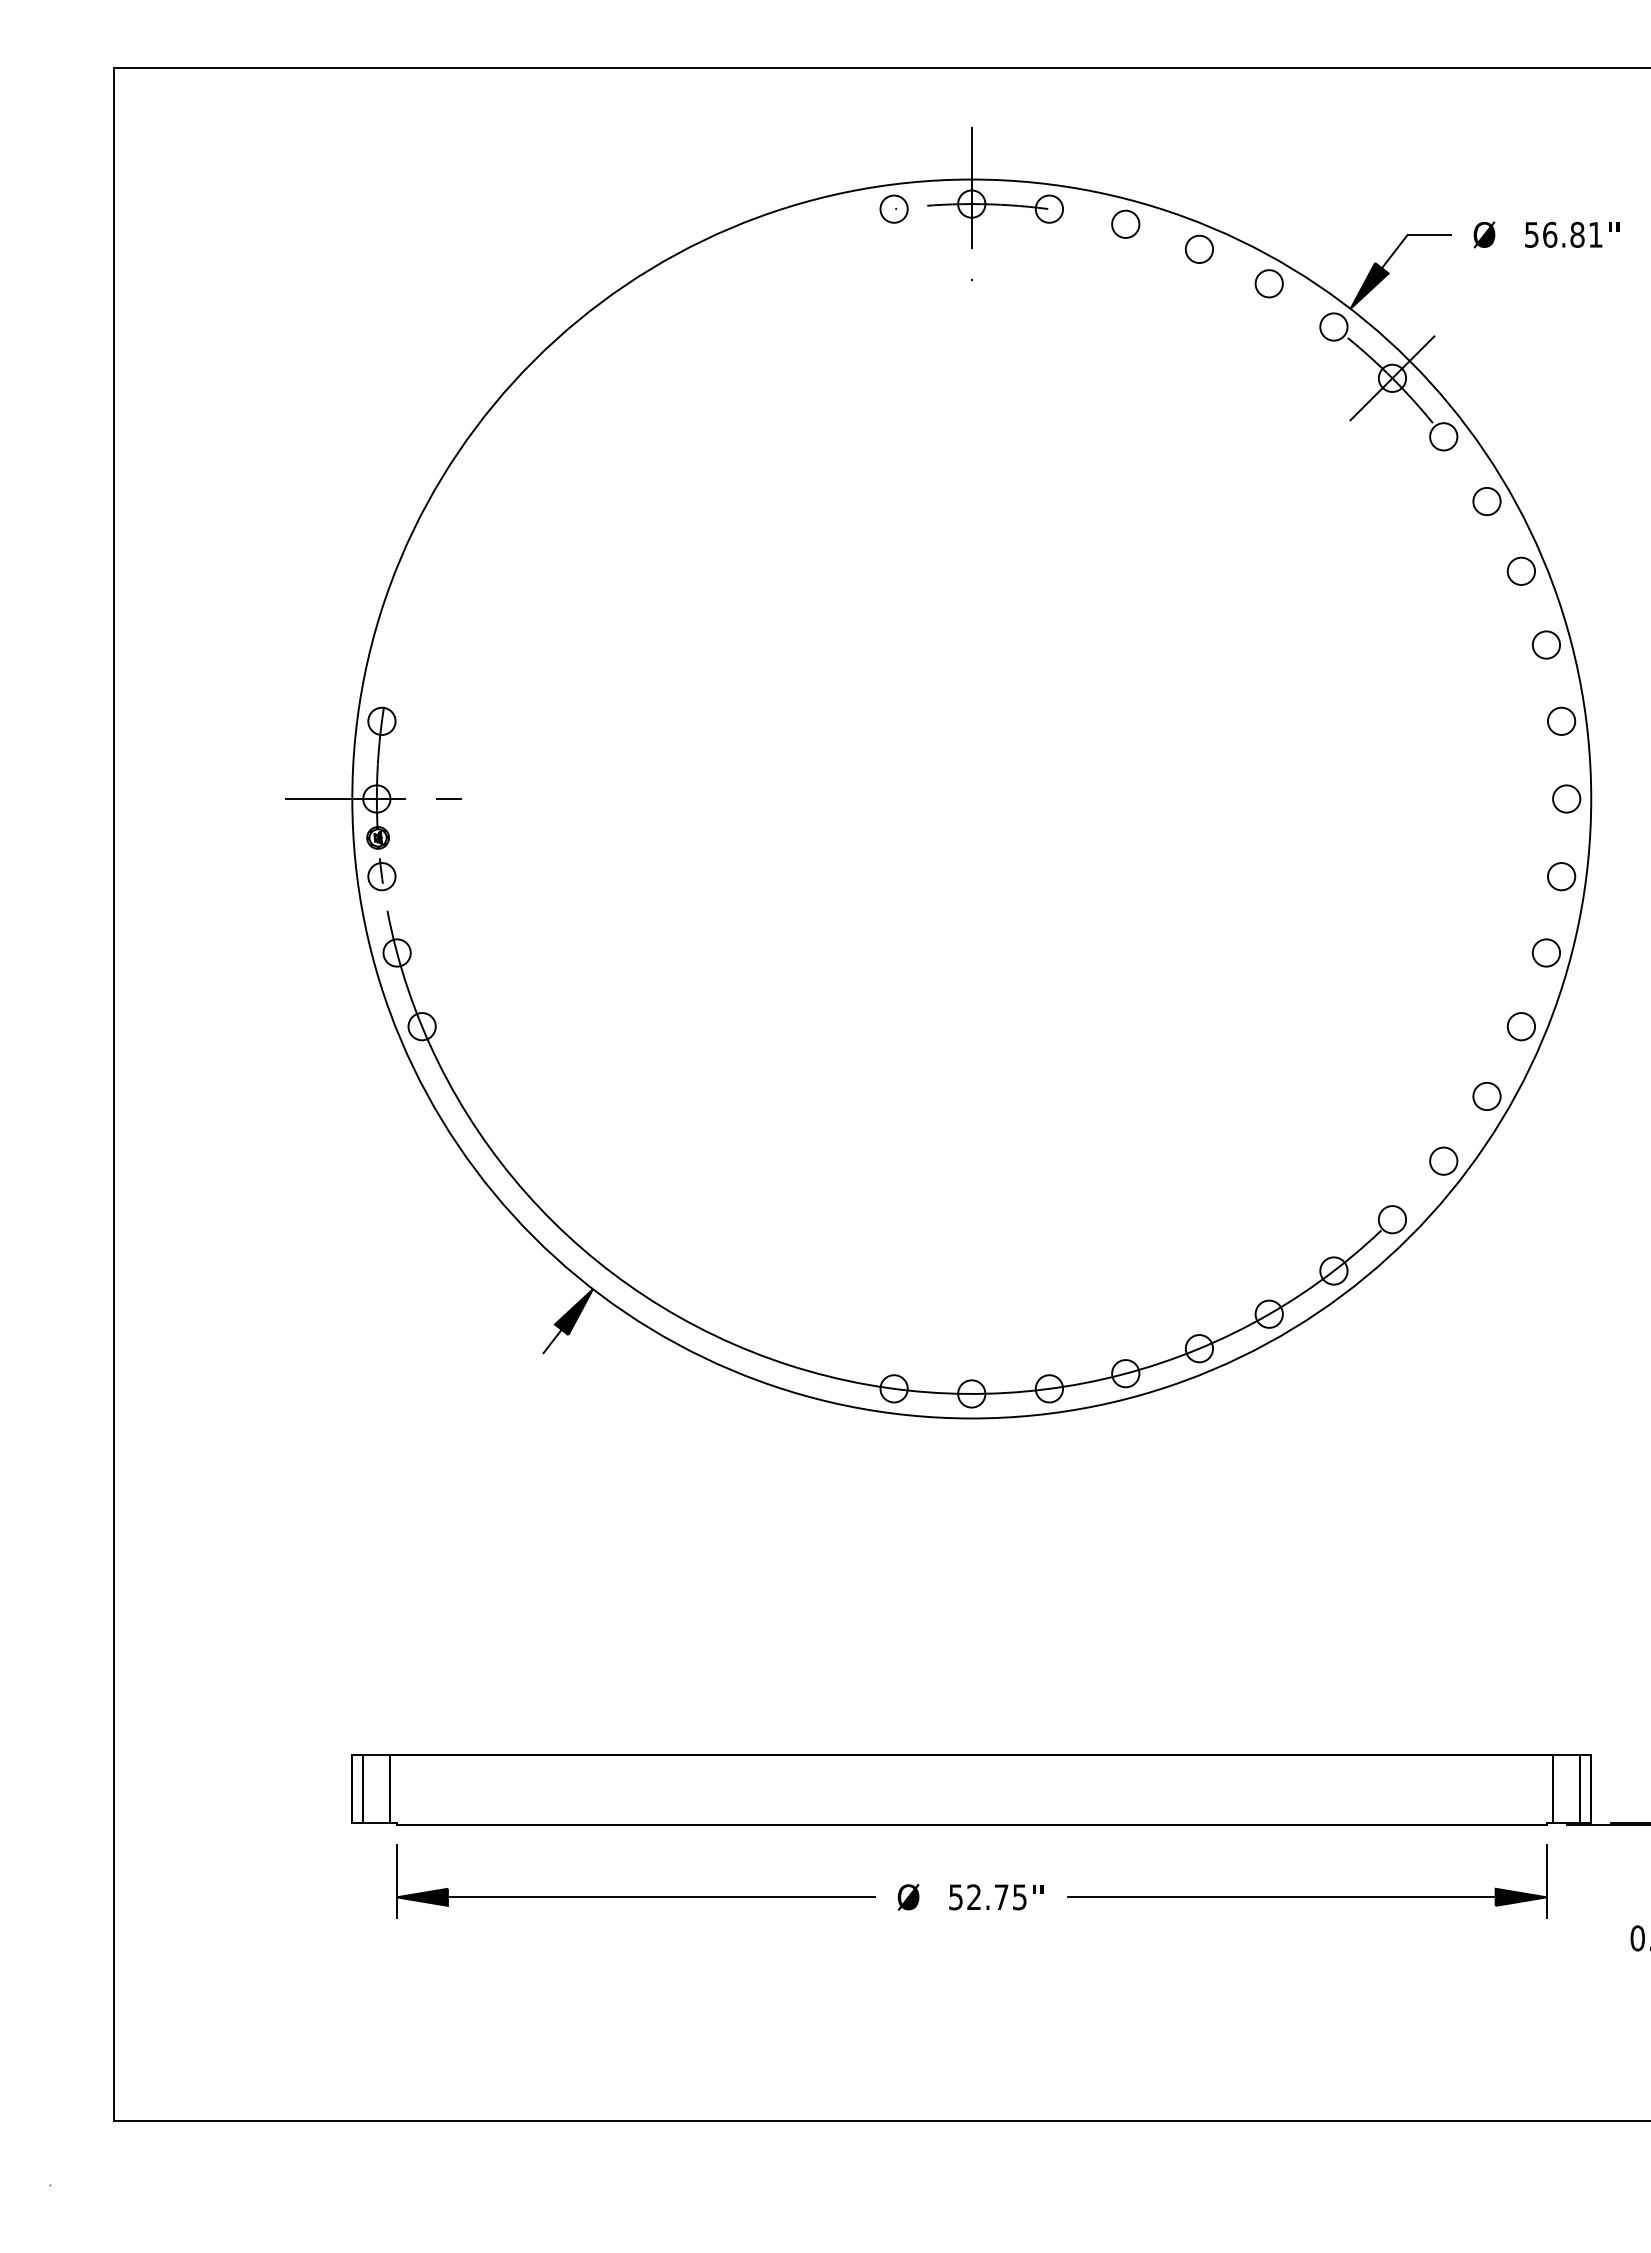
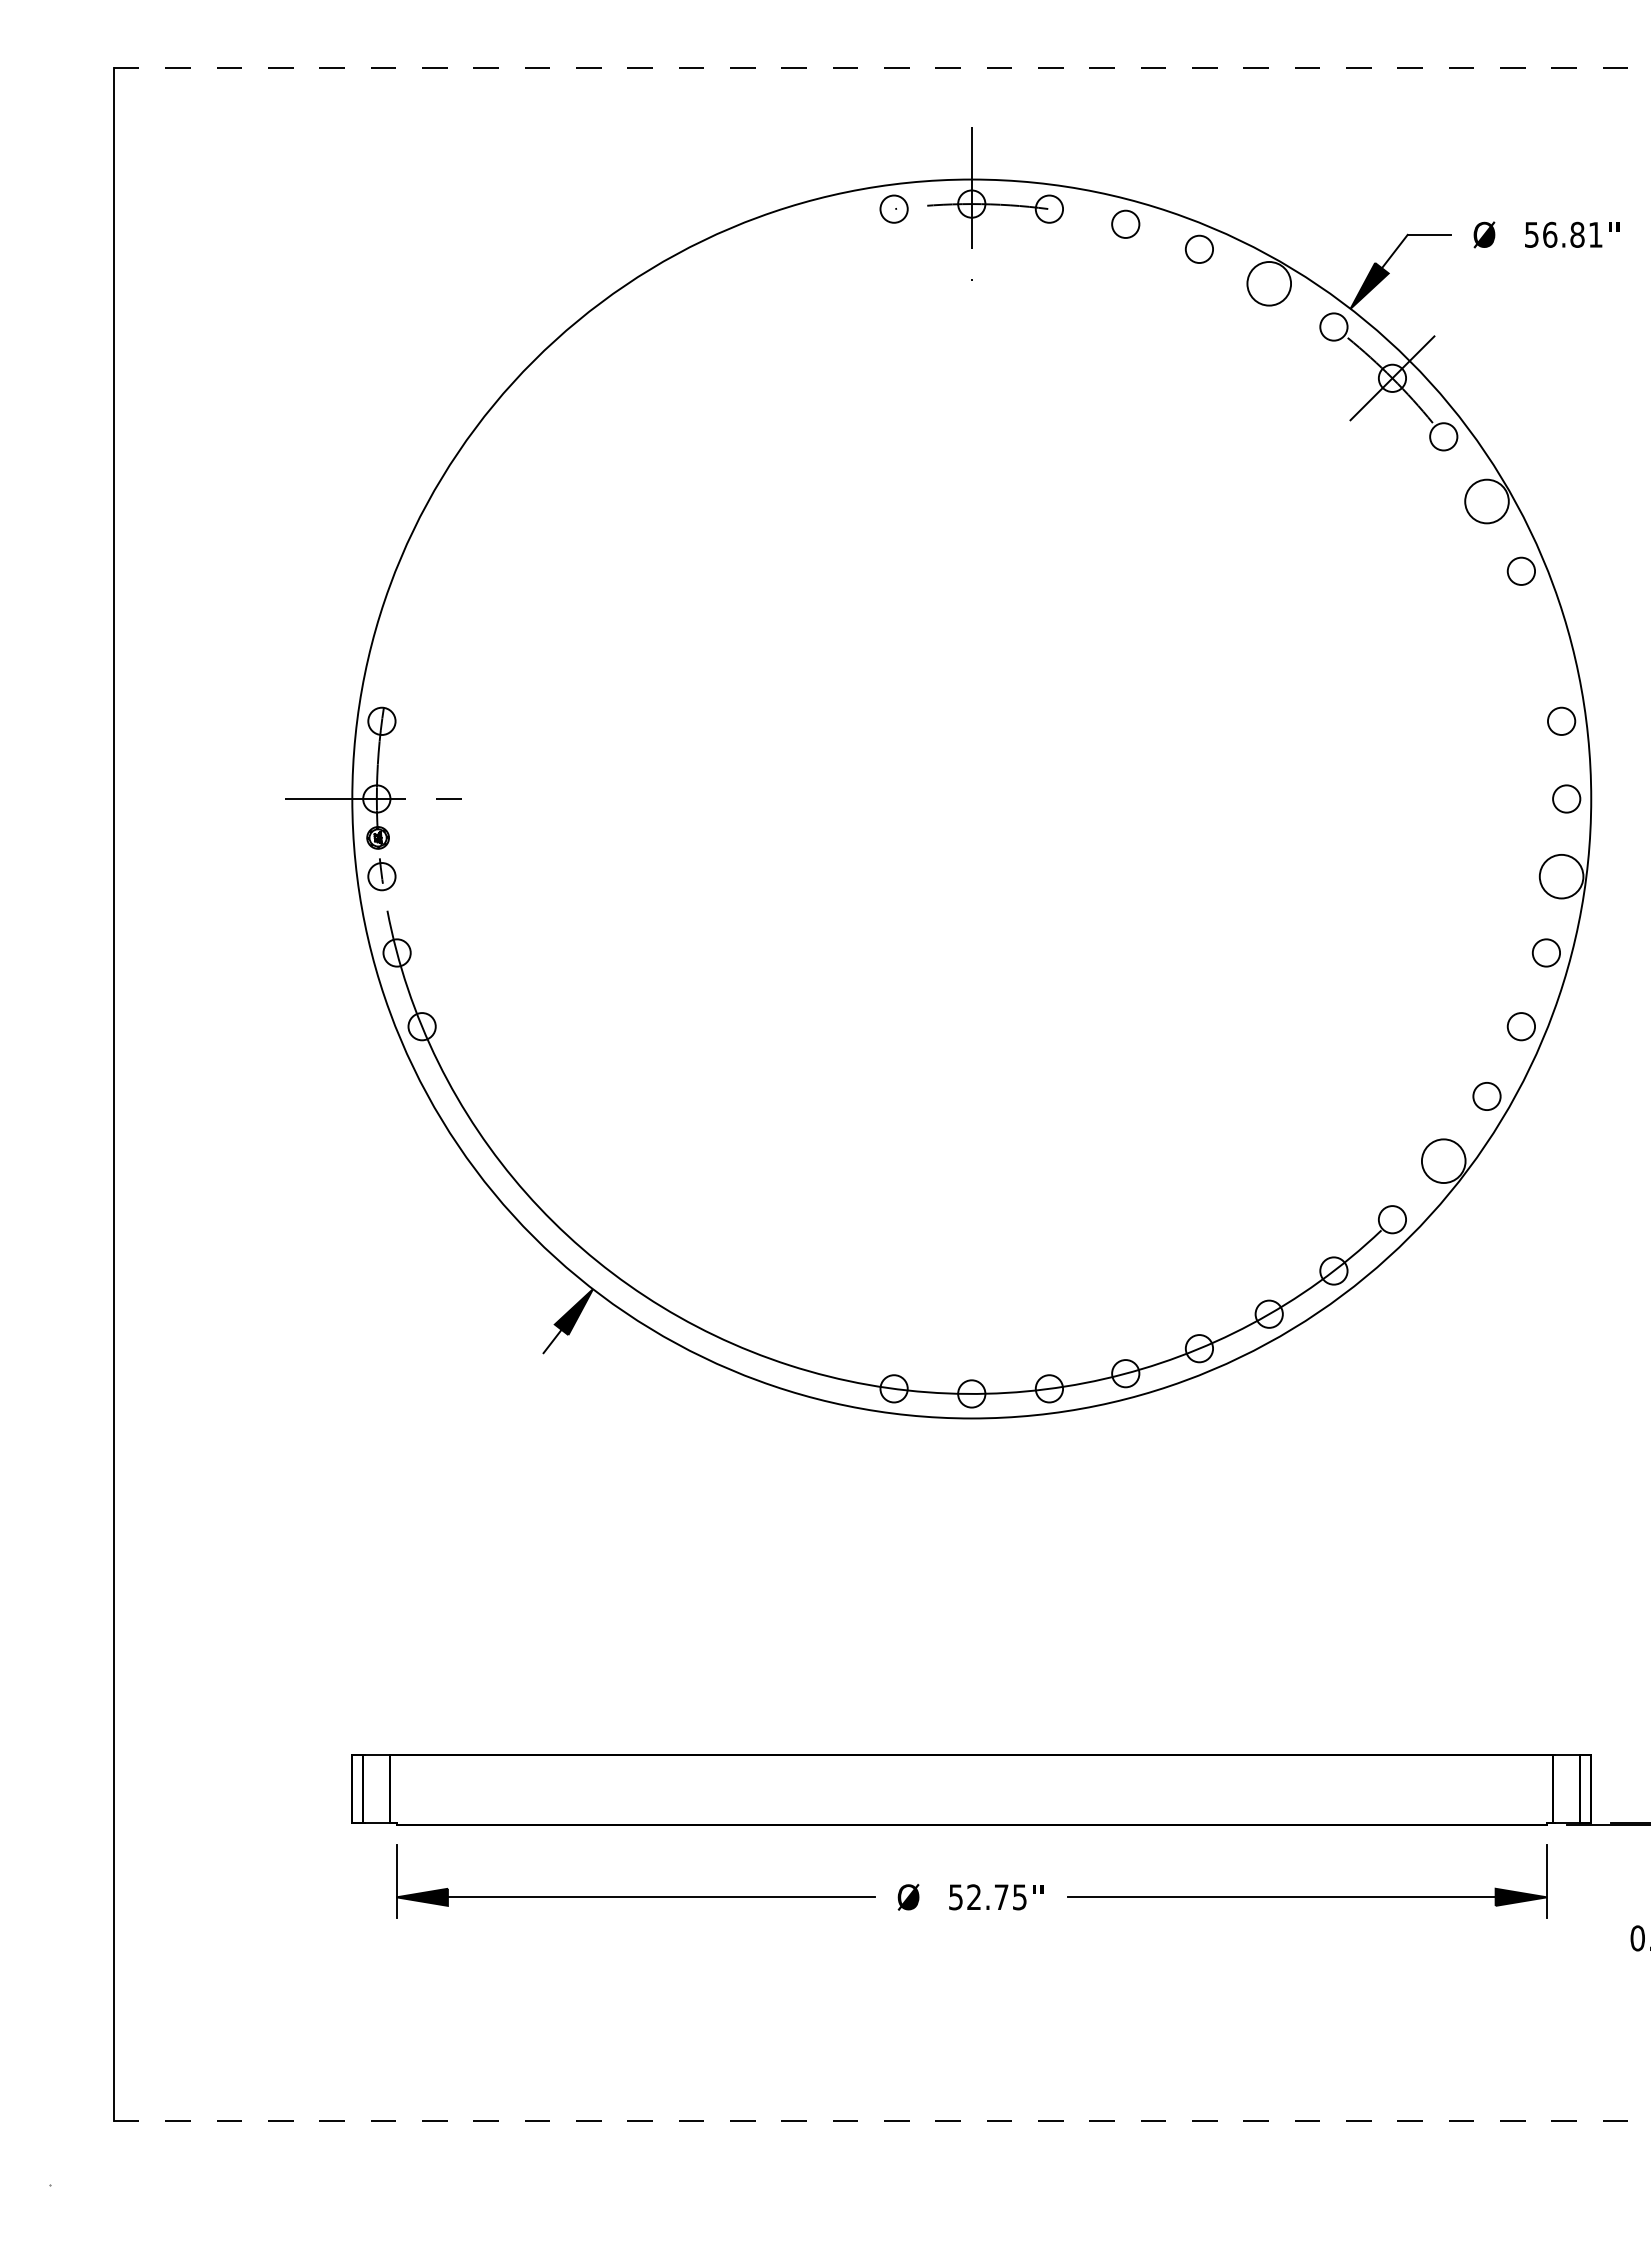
line: solid -> dashed (882, 67)
circle diameter: 27 px -> 44 px (1269, 283)
circle diameter: 27 px -> 44 px (1486, 501)
circle: present -> none (1545, 644)
circle diameter: 27 px -> 44 px (1561, 876)
circle diameter: 27 px -> 44 px (1443, 1161)
line: solid -> dashed (882, 2121)
